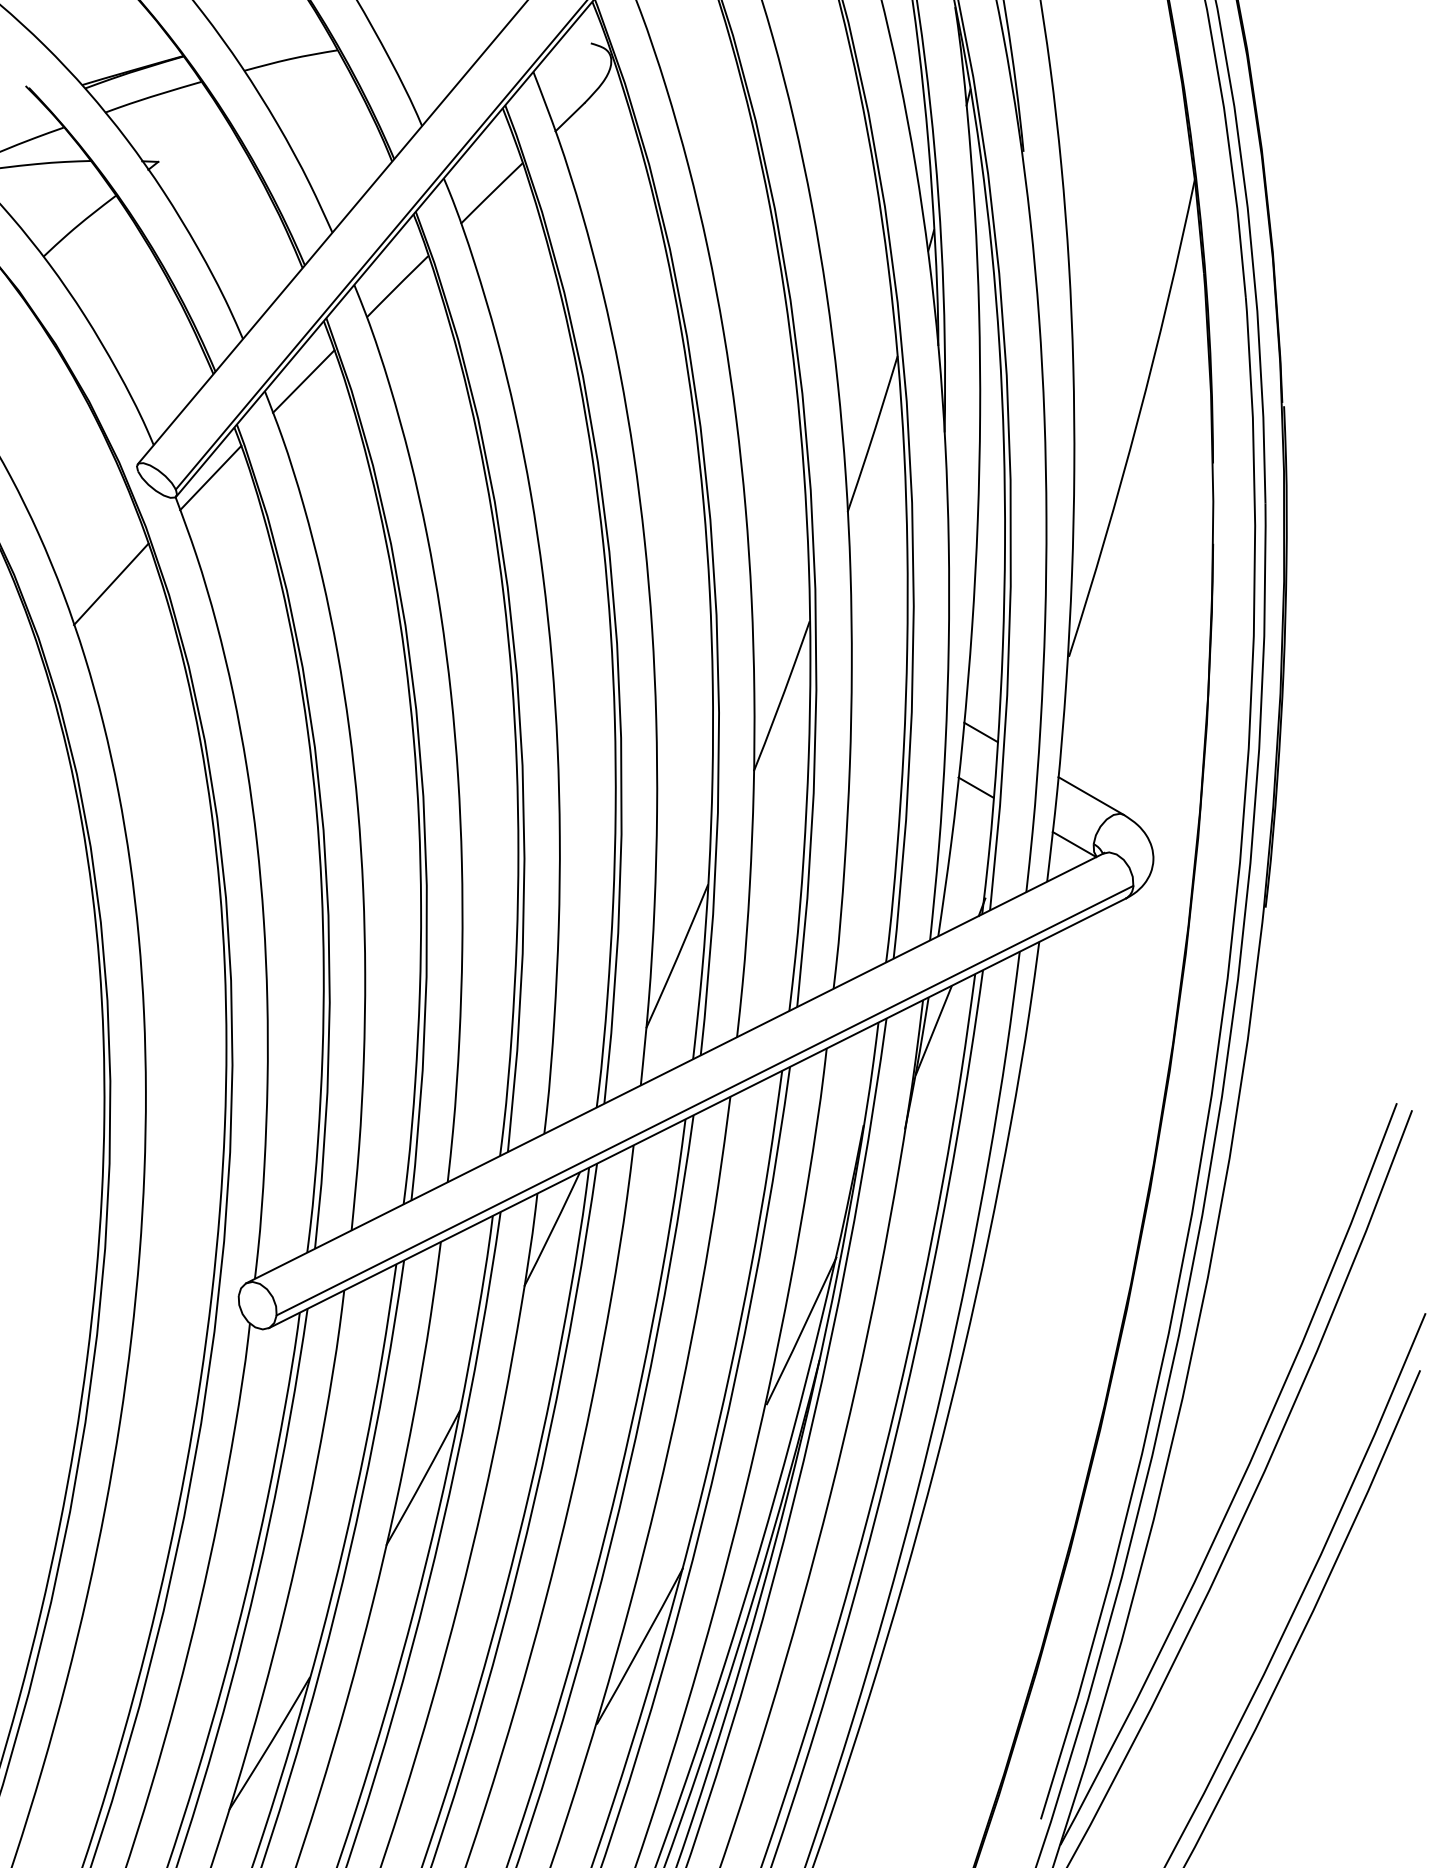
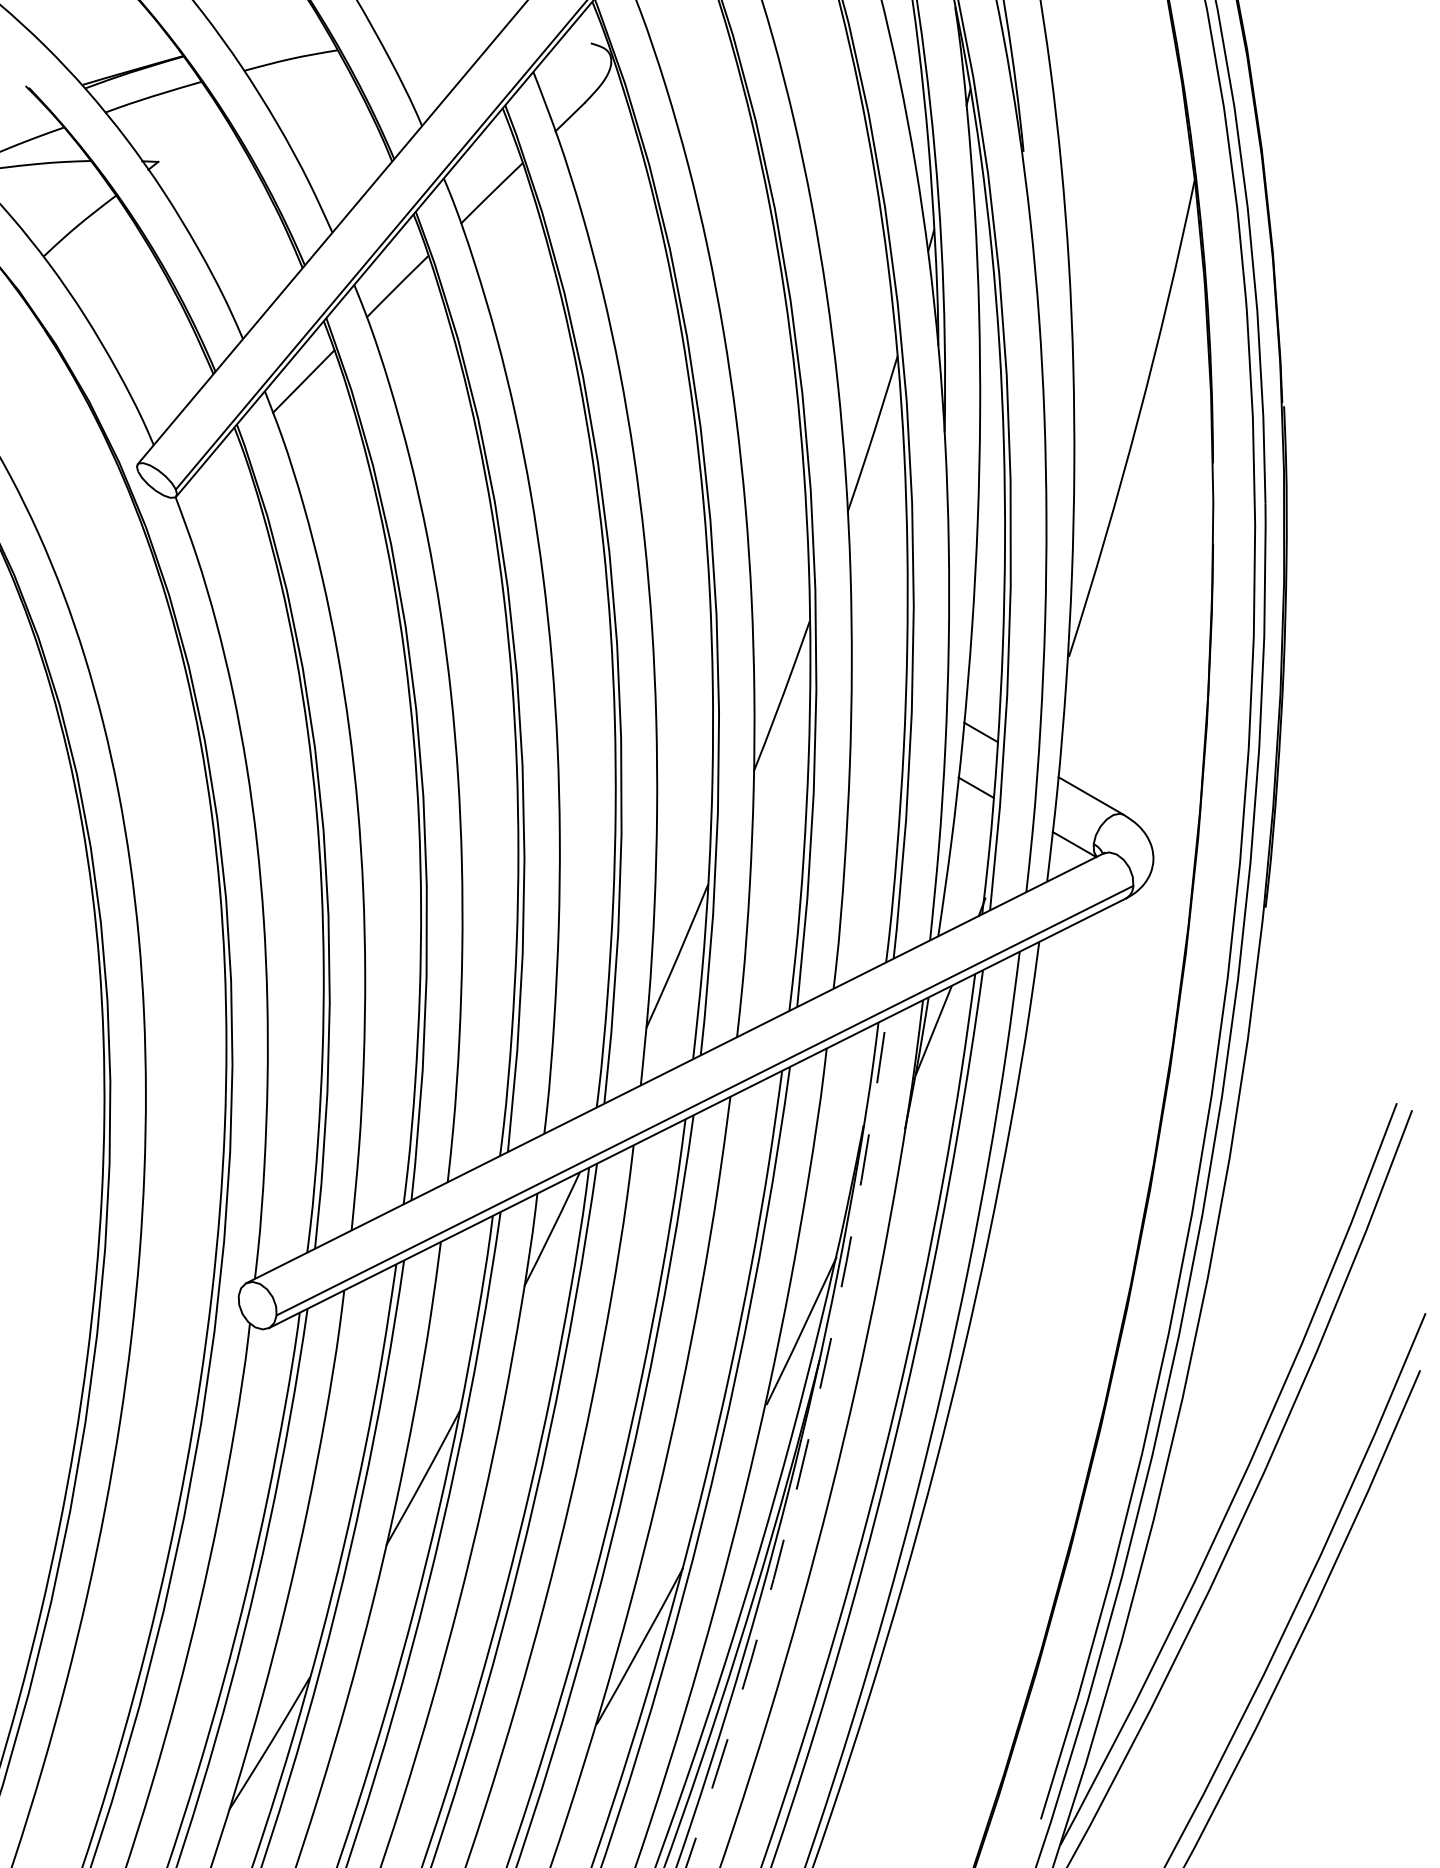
line: present -> none (210, 477)
line: present -> none (111, 584)
arc: solid -> dashed (806, 1447)
